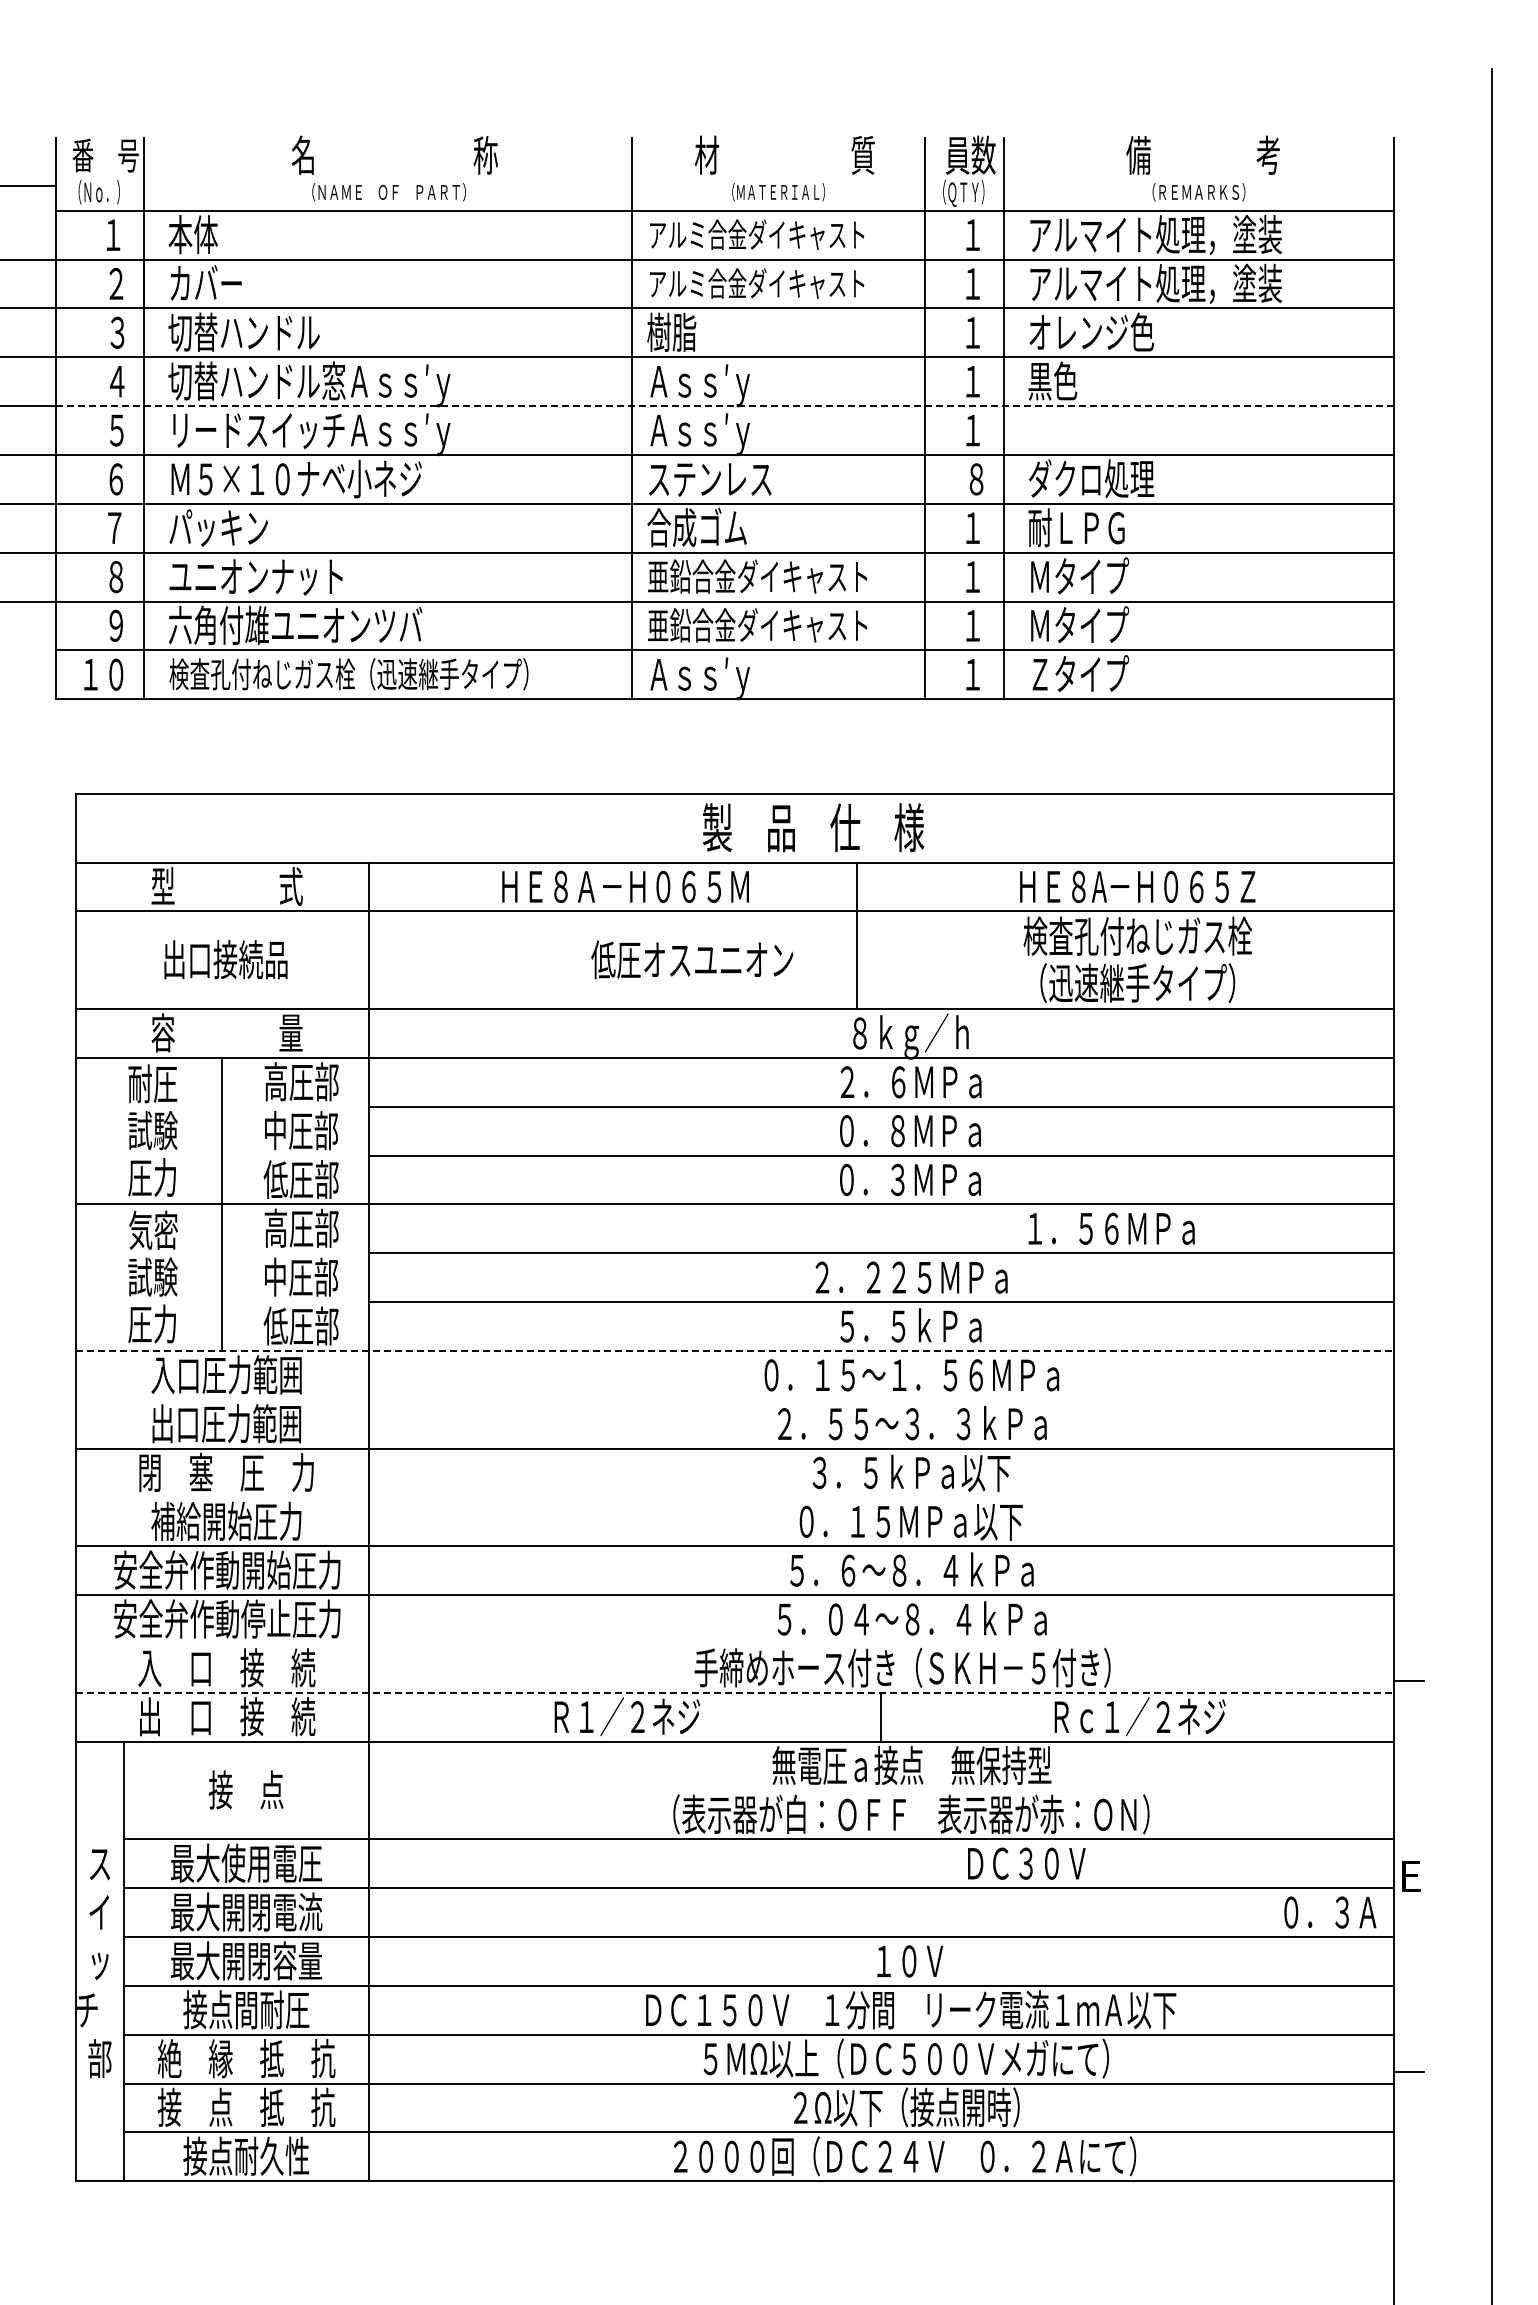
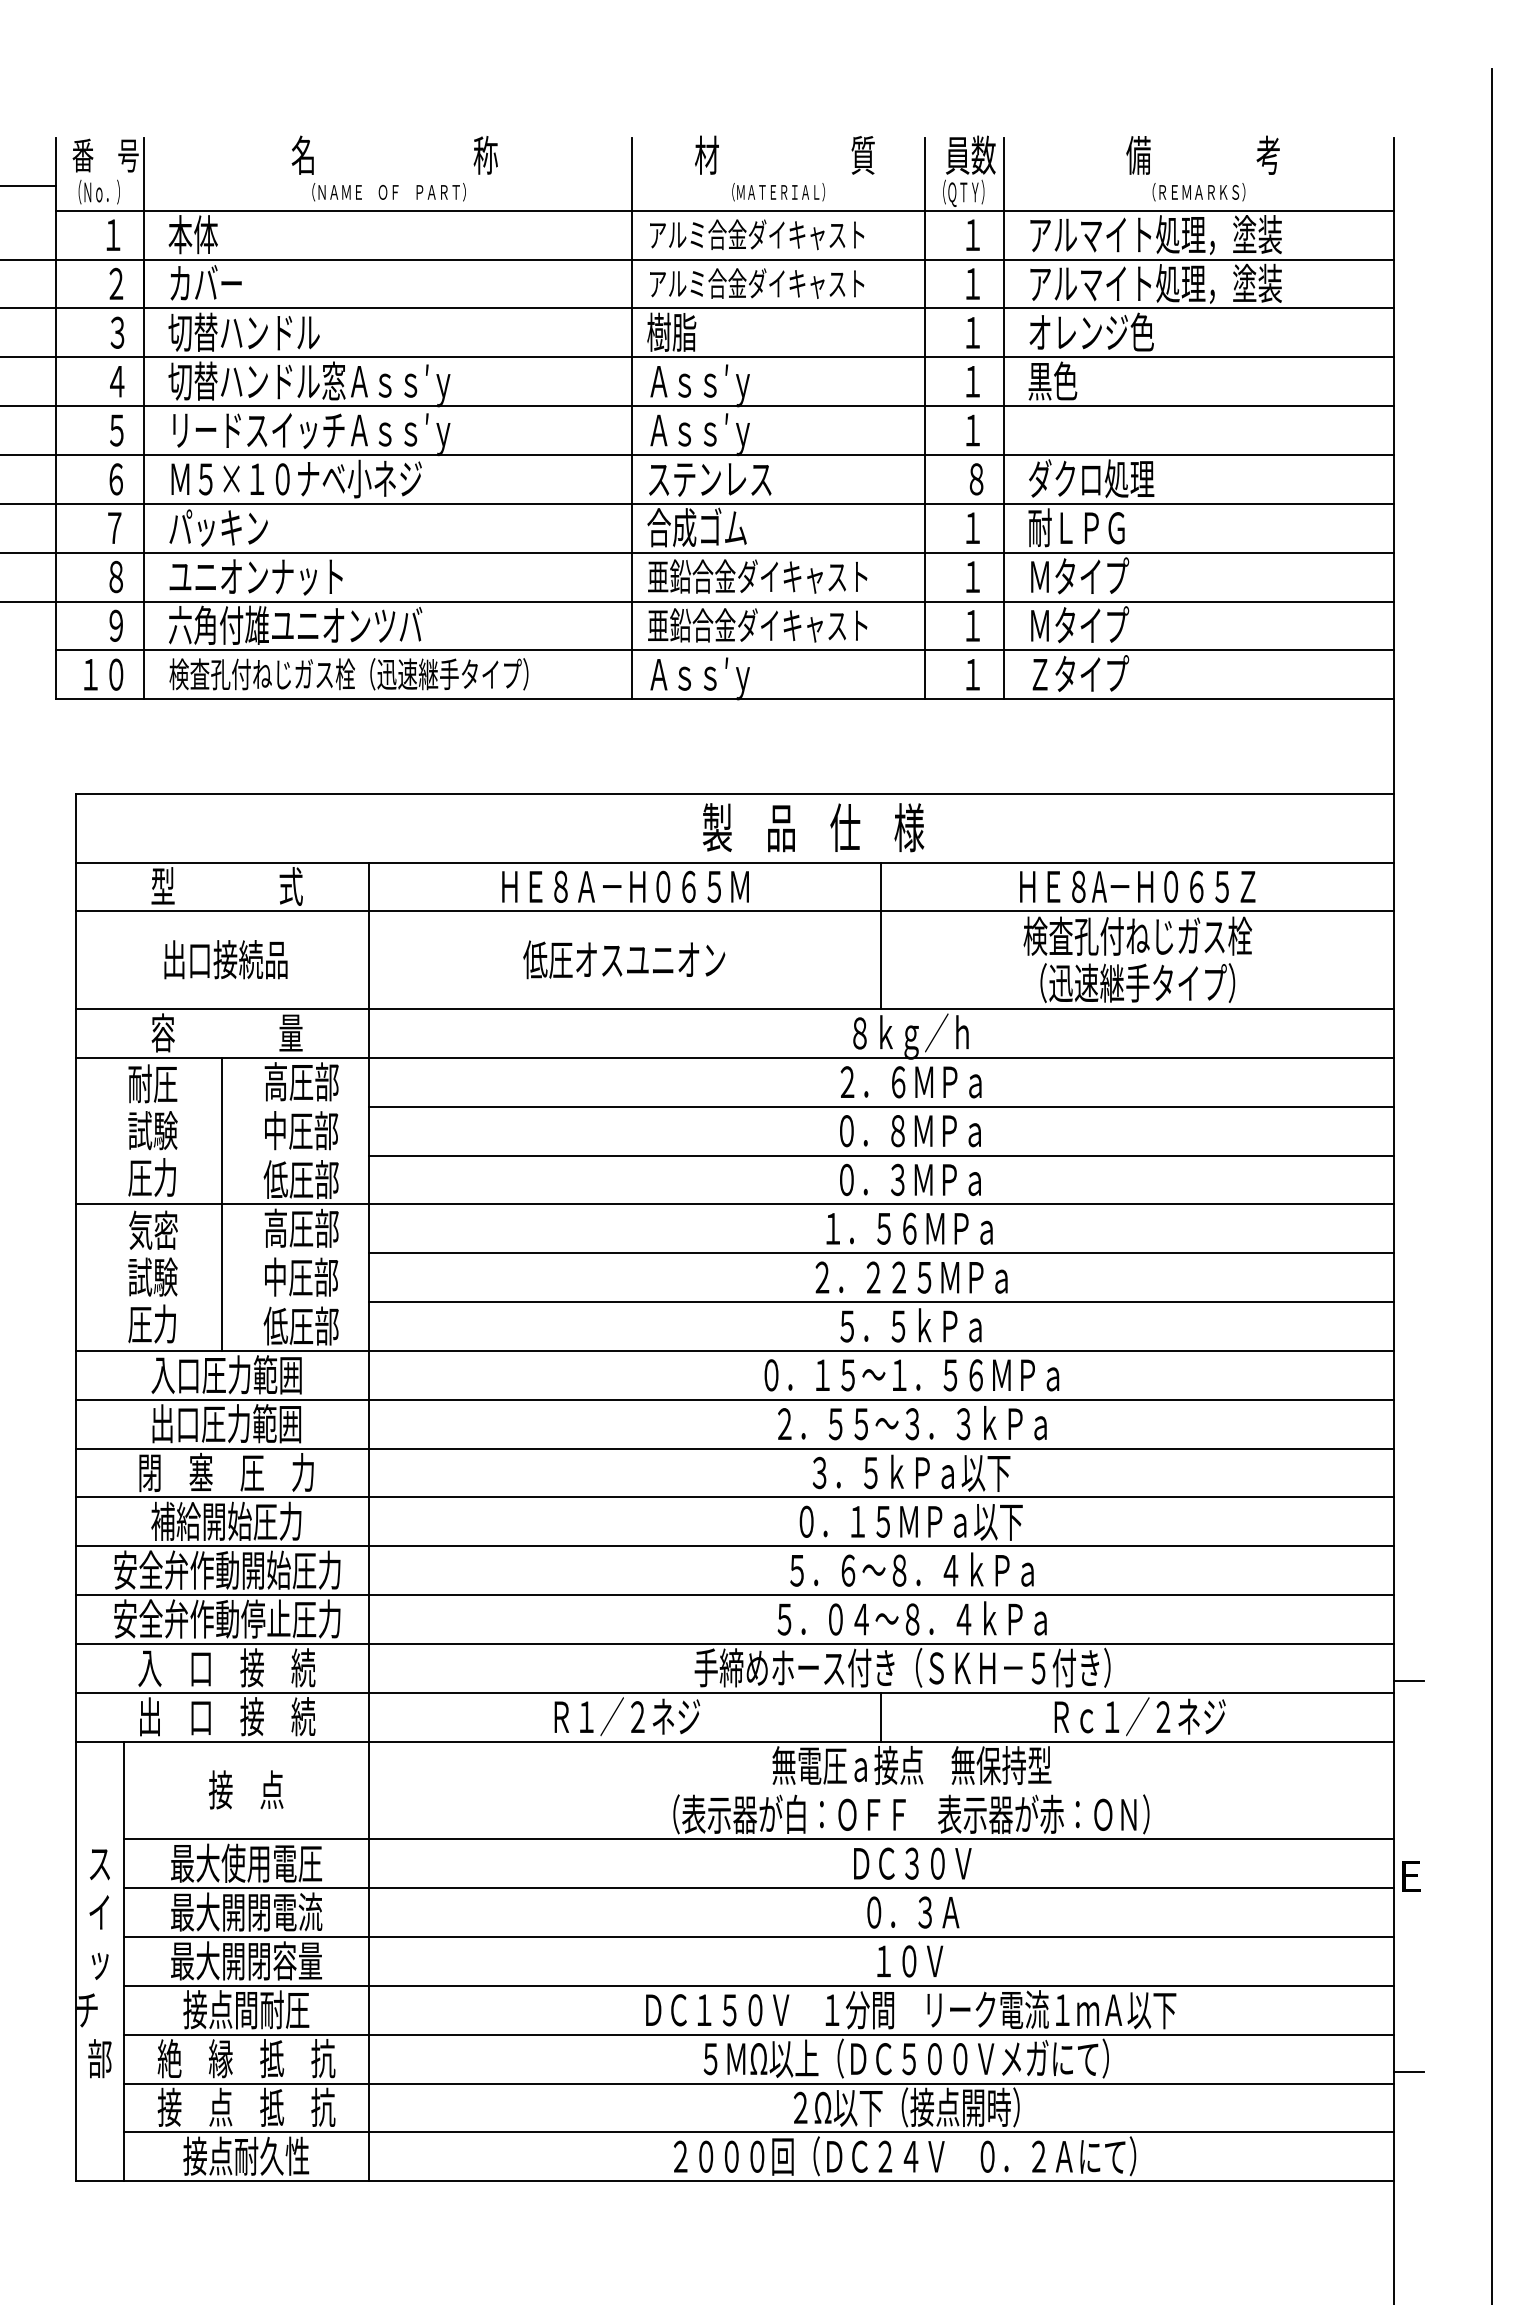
line: dashed -> solid (725, 406)
line position: (857, 935) -> (881, 935) (881, 935)
text position: (692, 959) -> (624, 959) (624, 959)
text position: (1111, 1228) -> (909, 1228) (909, 1228)
line: dashed -> solid (735, 1350)
line: none -> present (734, 1399)
line: none -> present (734, 1497)
line: none -> present (734, 1644)
line: dashed -> solid (735, 1692)
text position: (1026, 1863) -> (912, 1863) (912, 1863)
text position: (1330, 1912) -> (913, 1912) (913, 1912)
